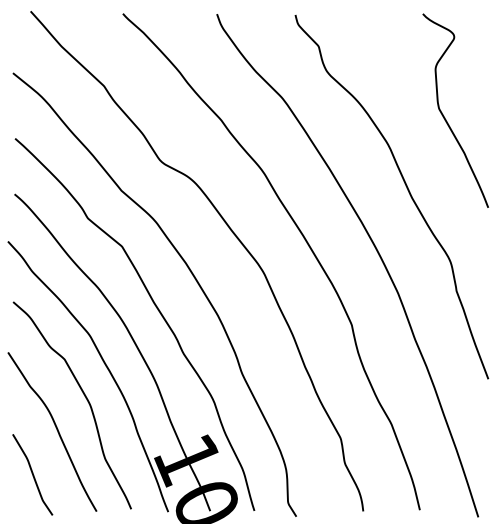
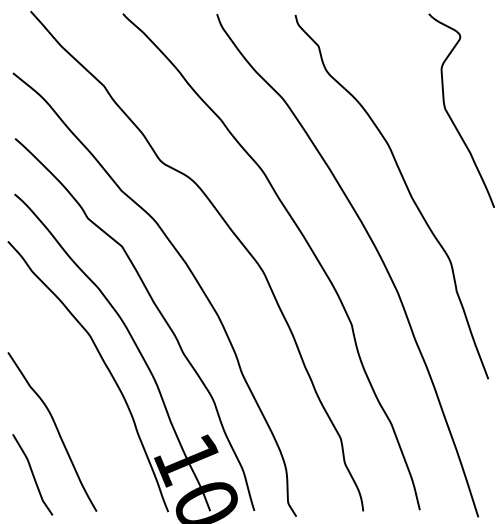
curve position: (445, 117) -> (451, 117) (451, 117)
curve: present -> none (85, 398)
